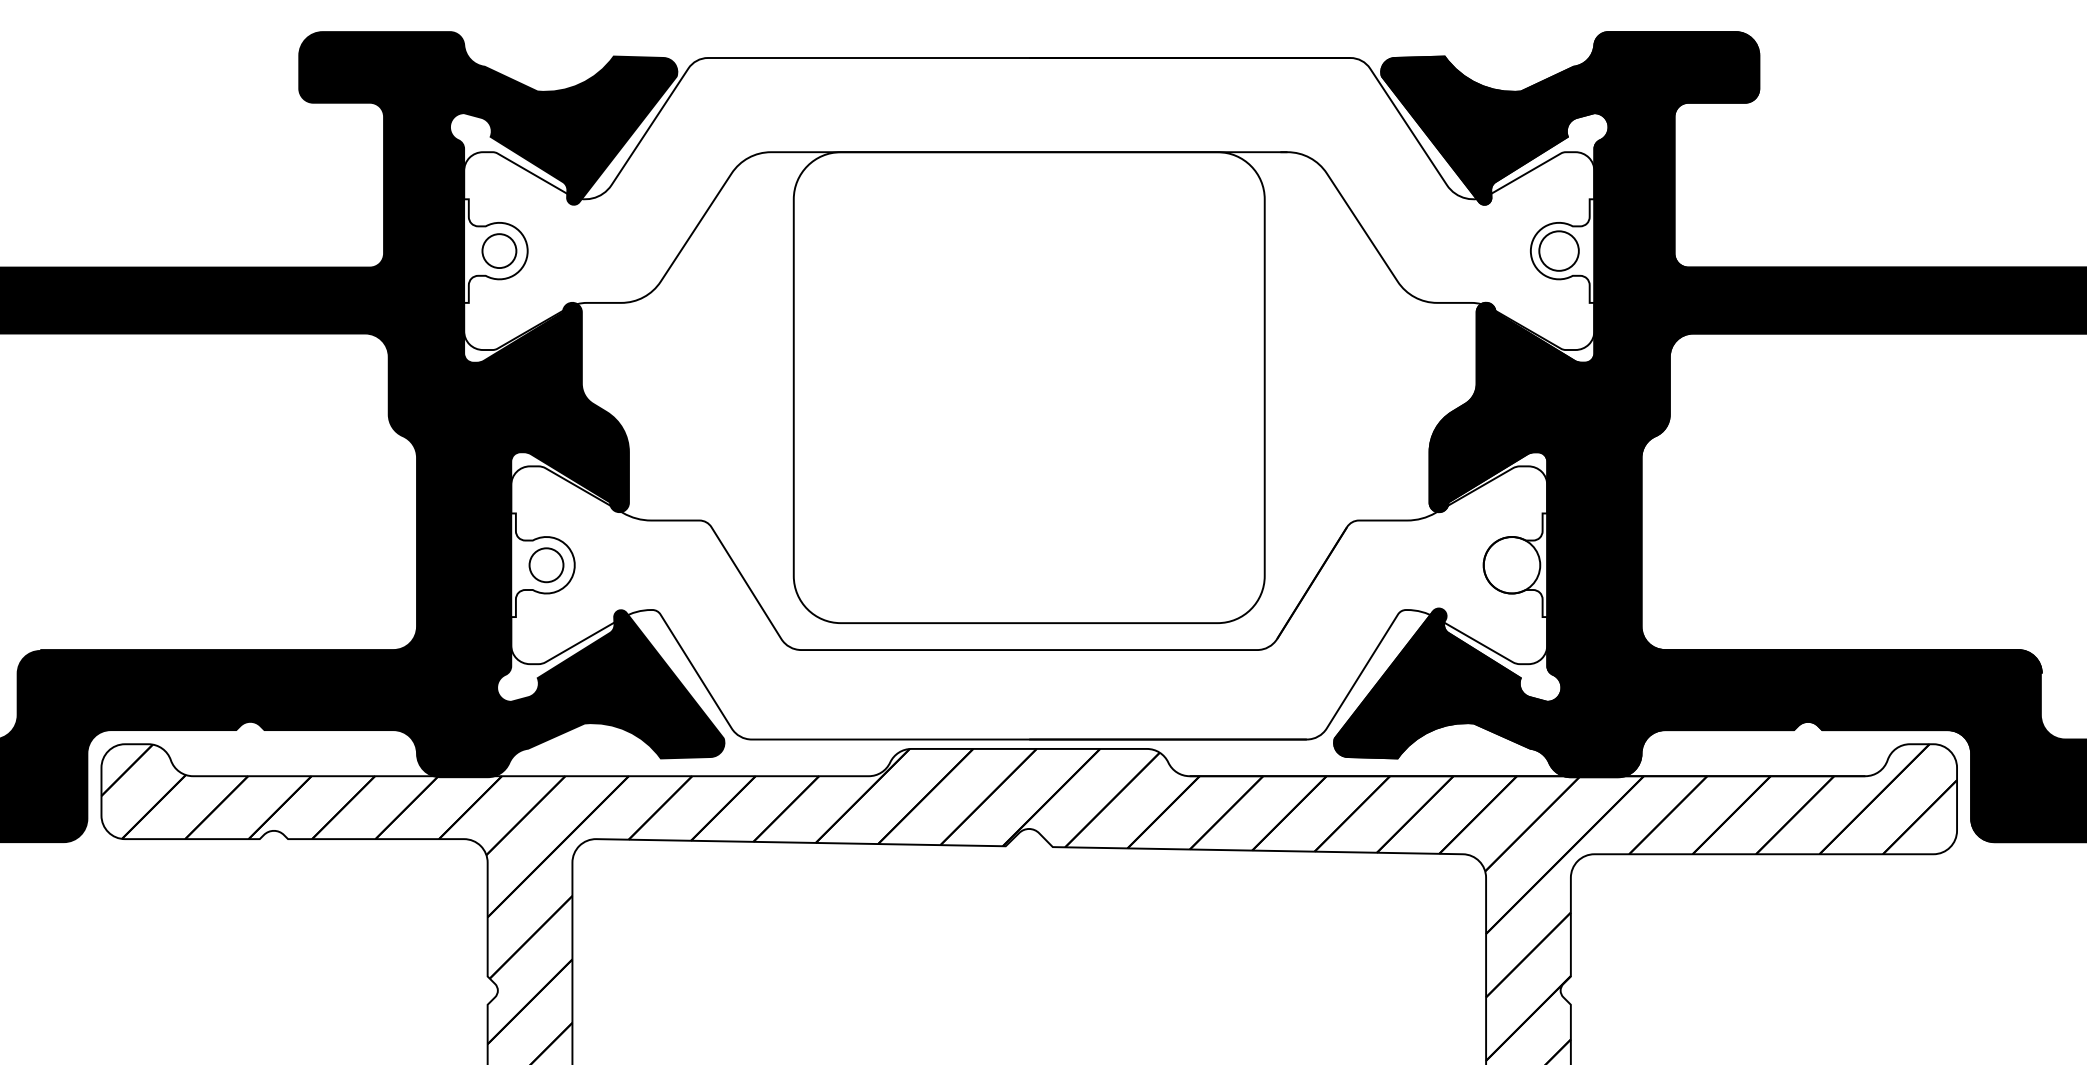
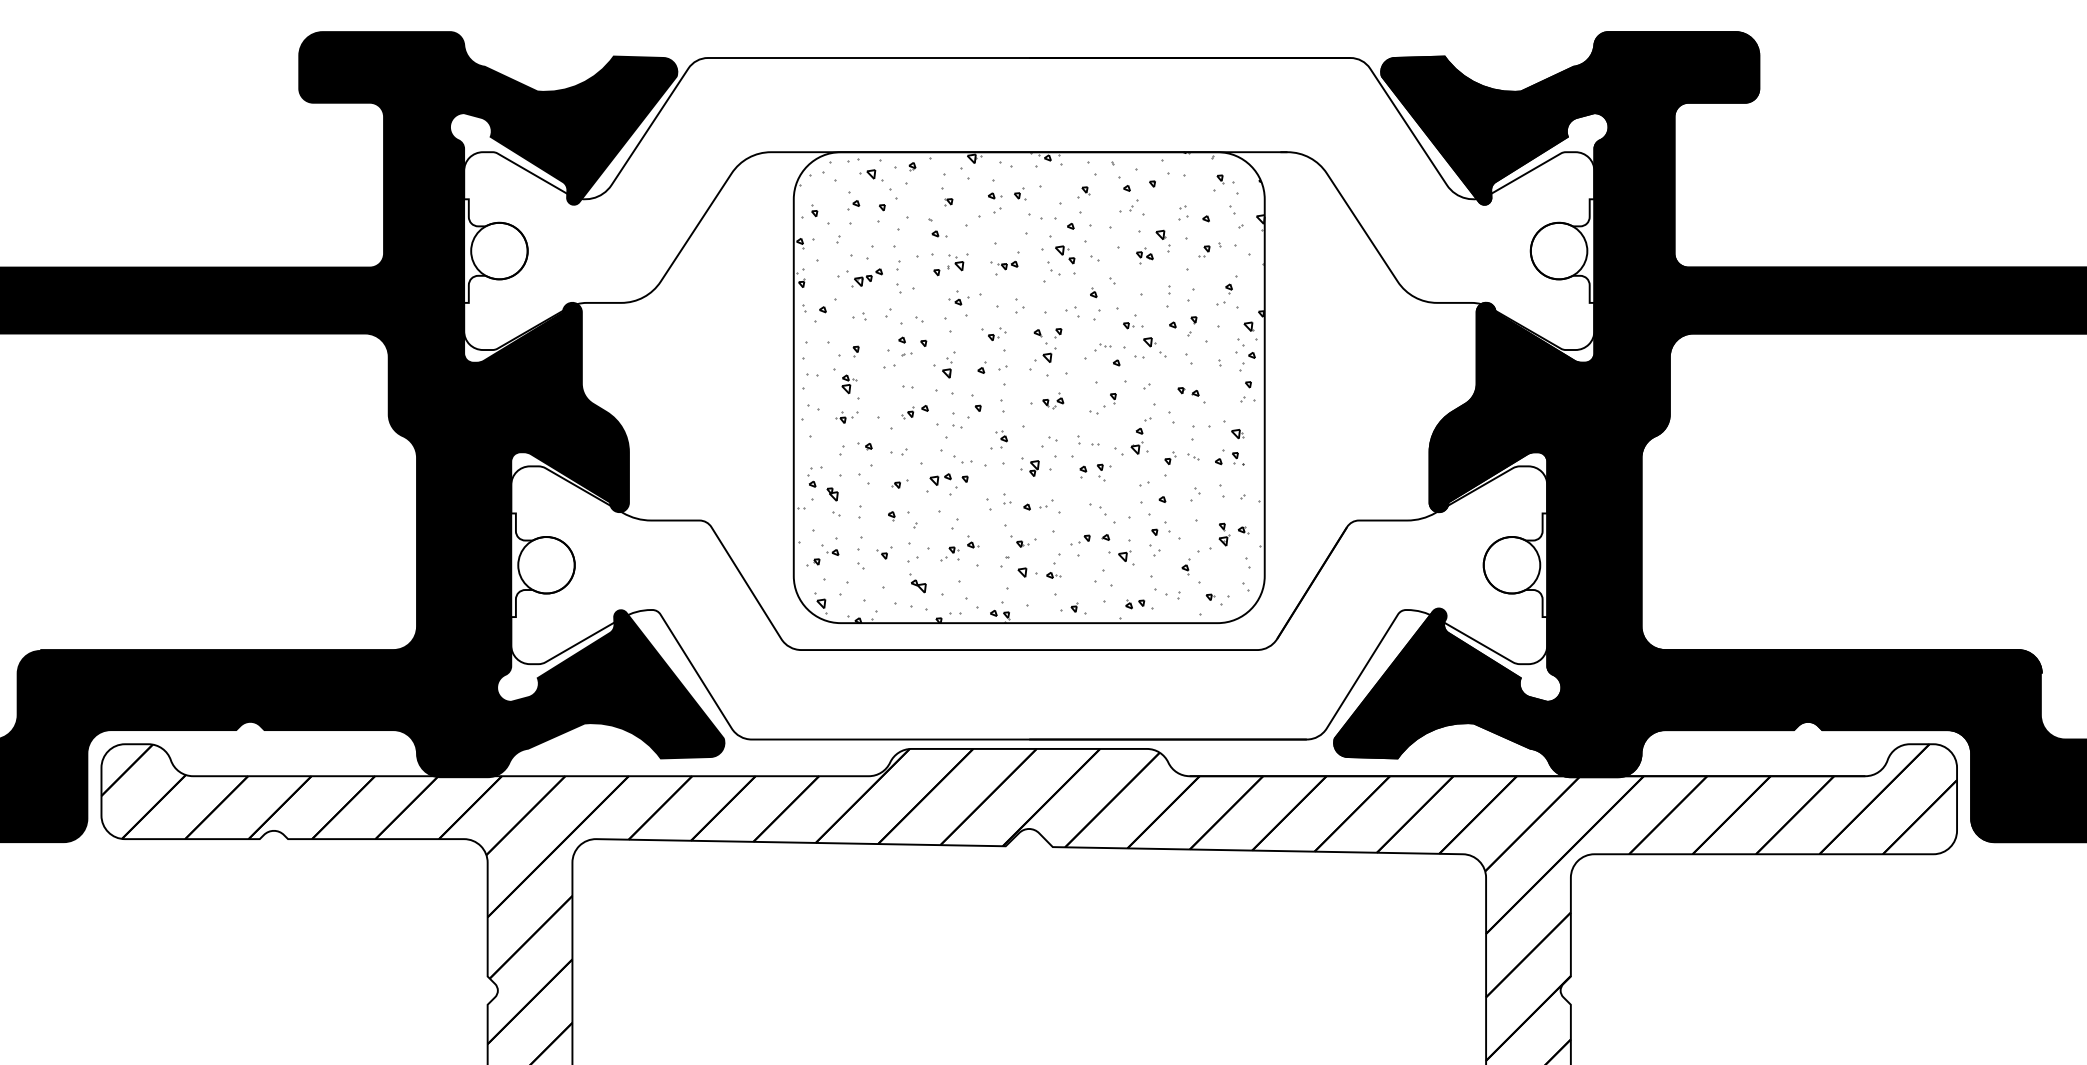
circle diameter: 40 px -> 57 px (1558, 250)
circle diameter: 34 px -> 57 px (499, 250)
hatch: none -> present (1030, 387)
circle diameter: 34 px -> 57 px (546, 565)
